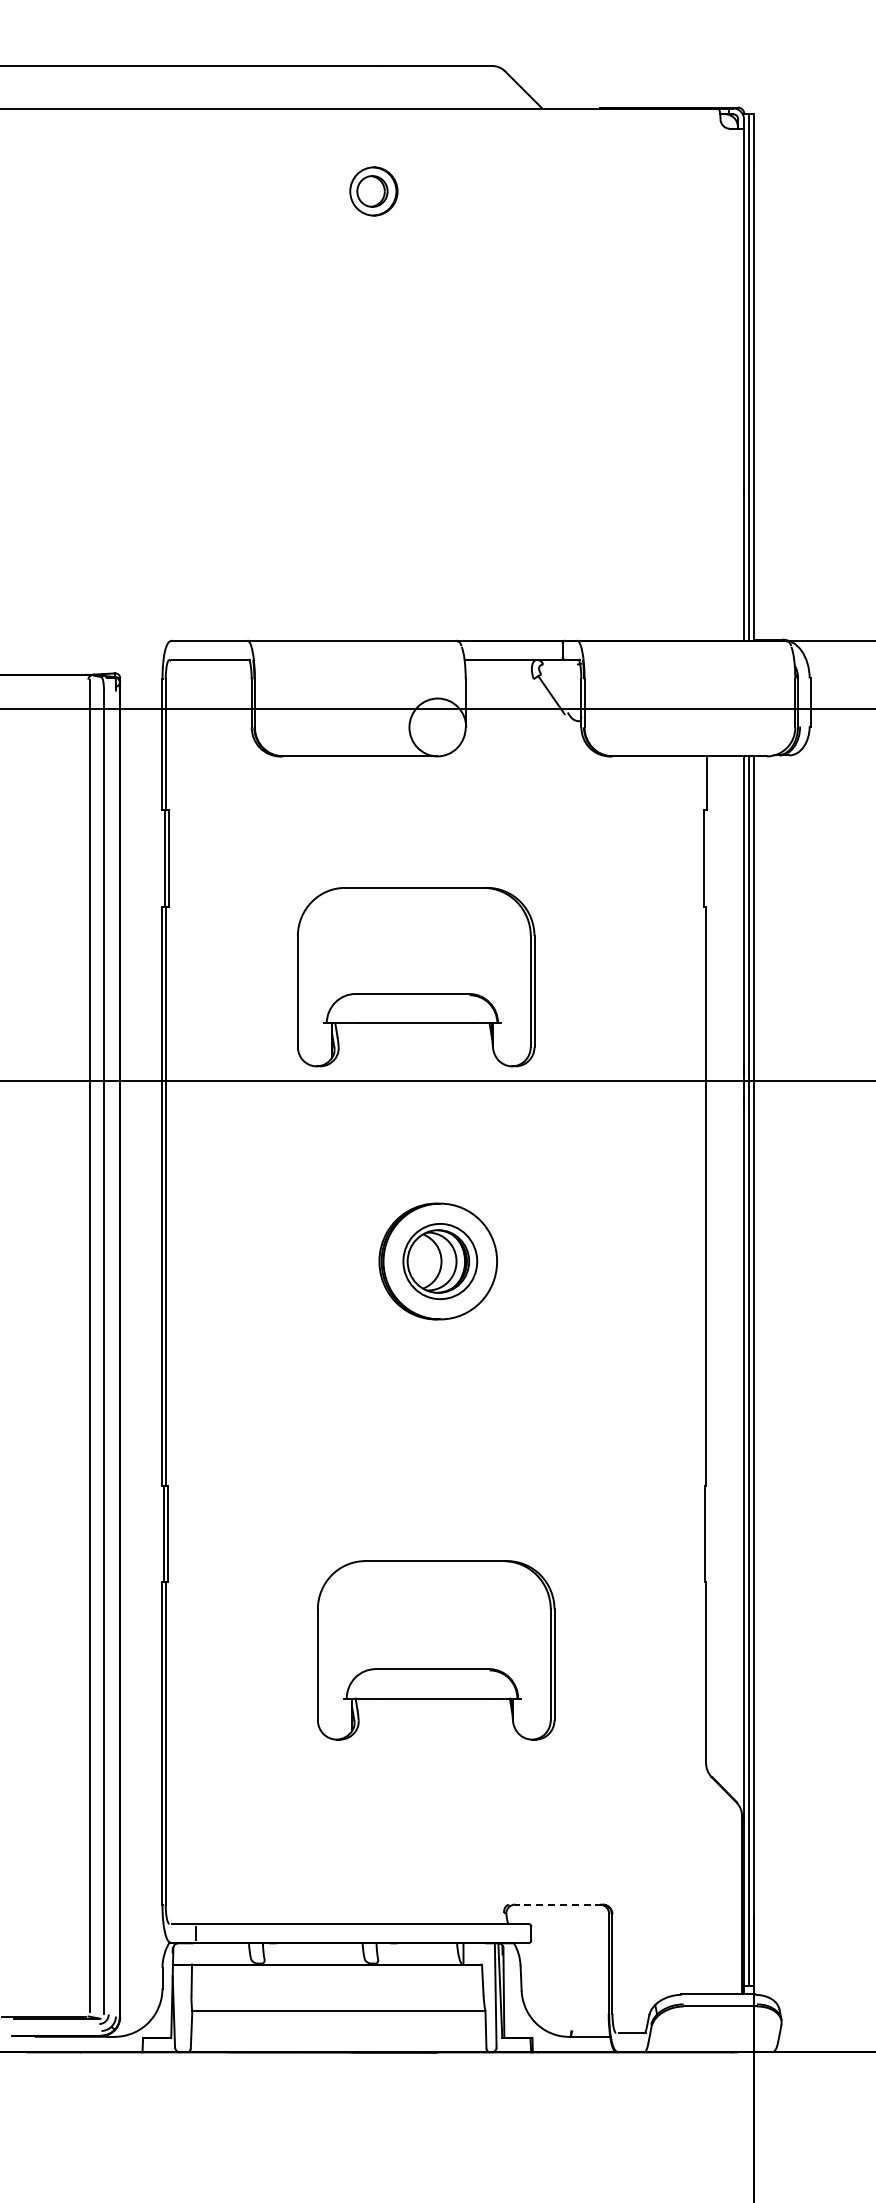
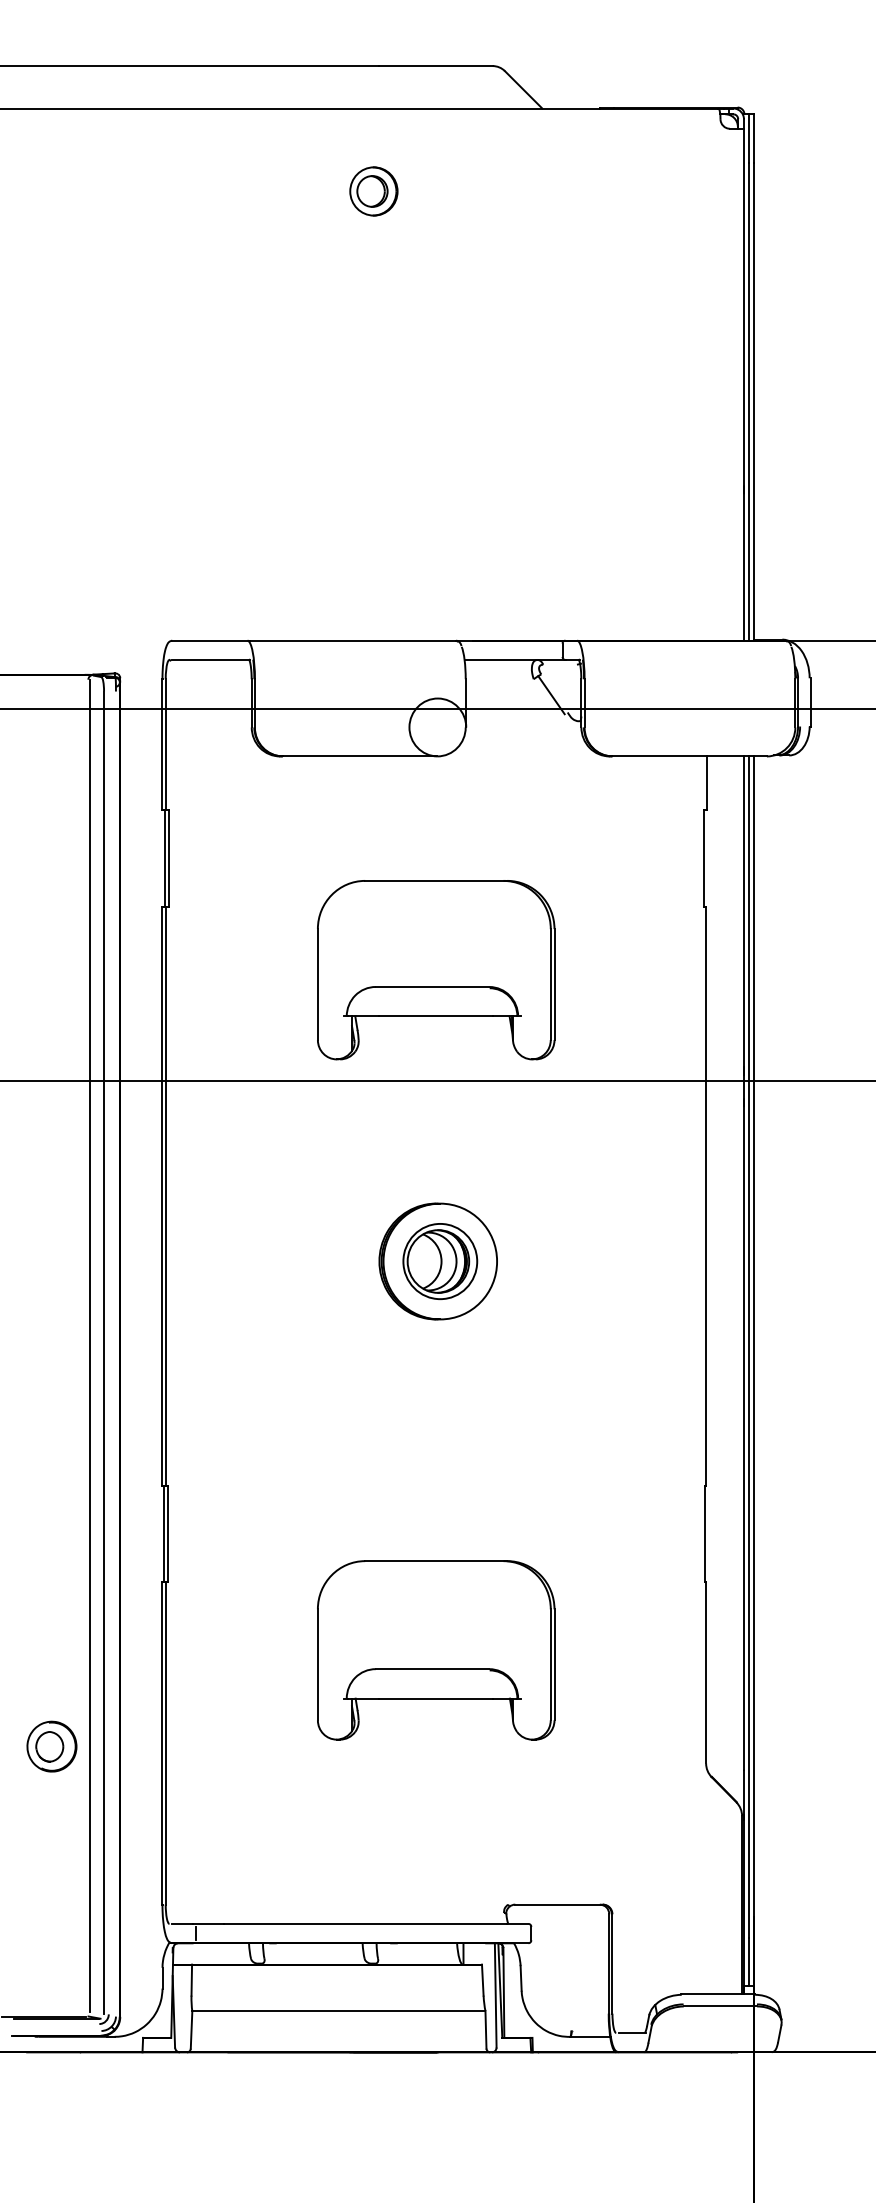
part position: (416, 977) -> (436, 970) (436, 970)
part: none -> present (51, 1746)
line: dashed -> solid (558, 1904)
